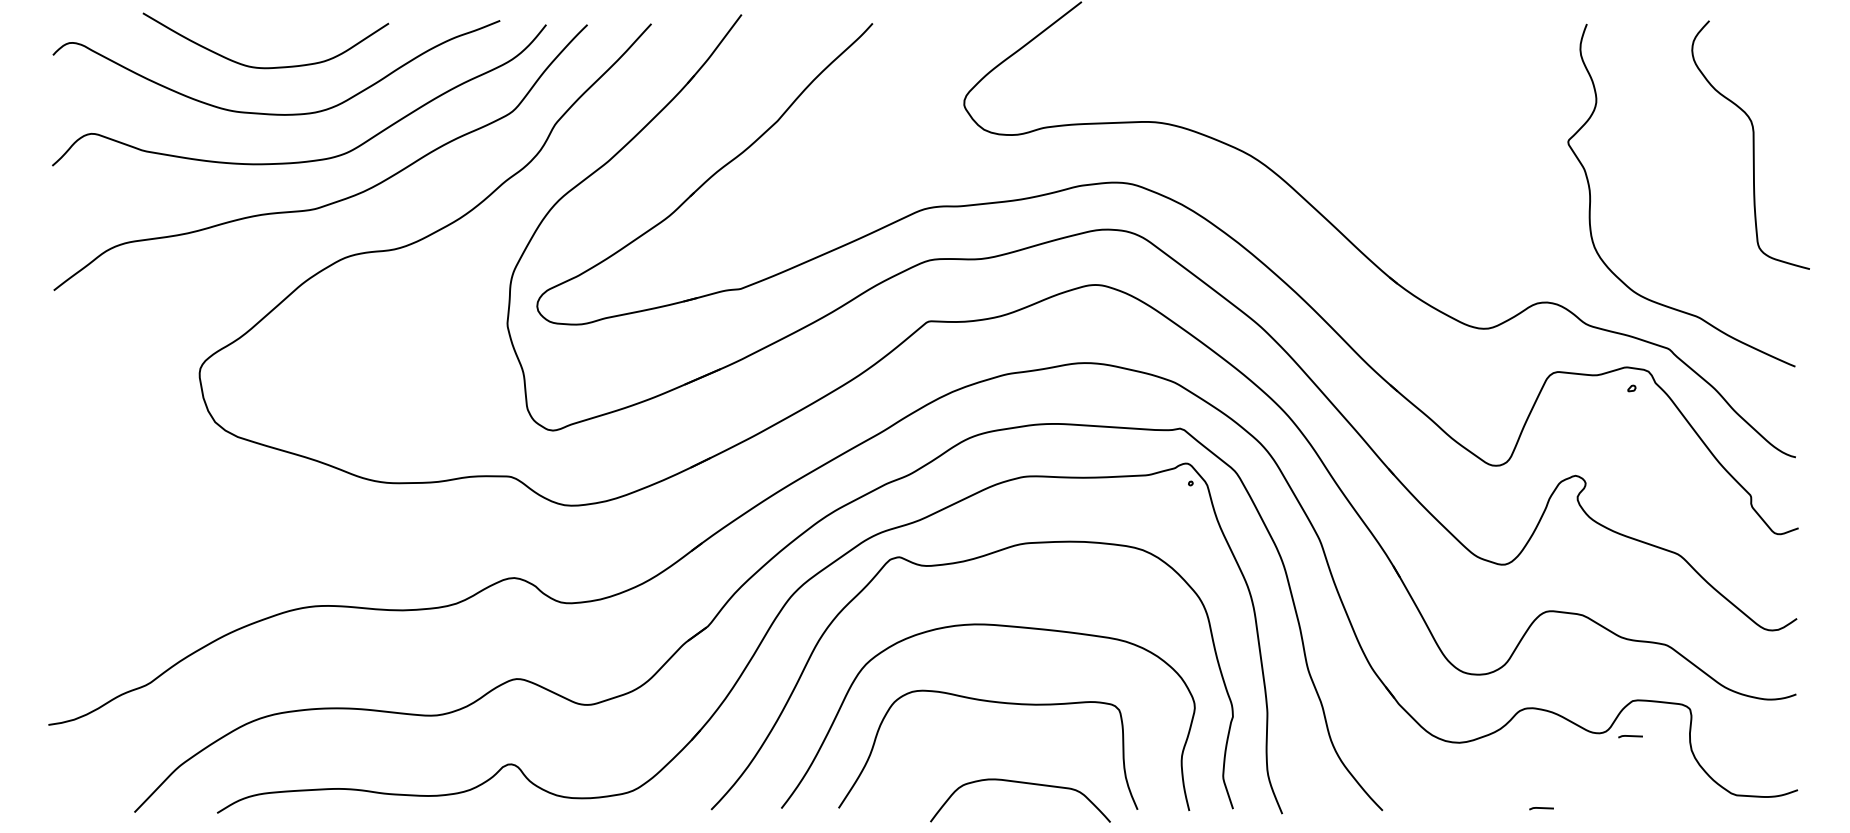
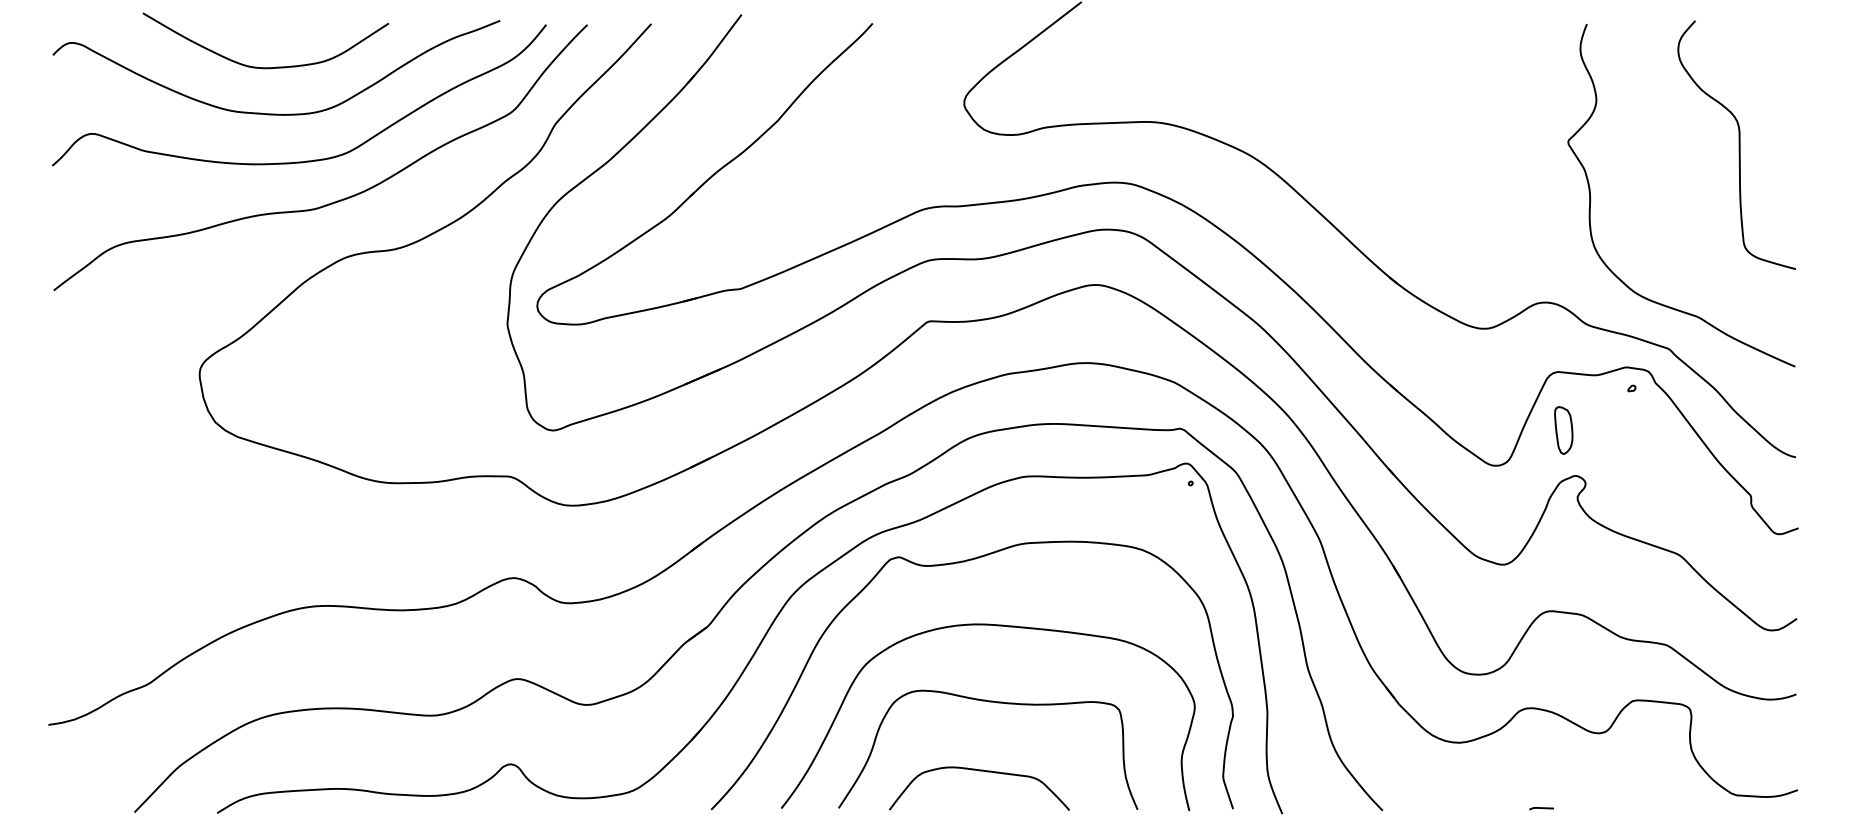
curve position: (1752, 144) -> (1738, 144) (1738, 144)
part: none -> present (1563, 430)
line: present -> none (1630, 736)
curve position: (1020, 783) -> (979, 771) (979, 771)
